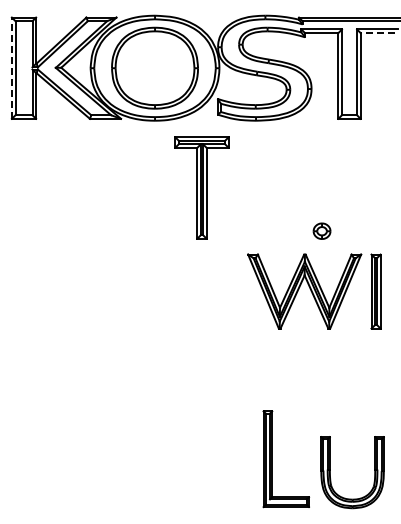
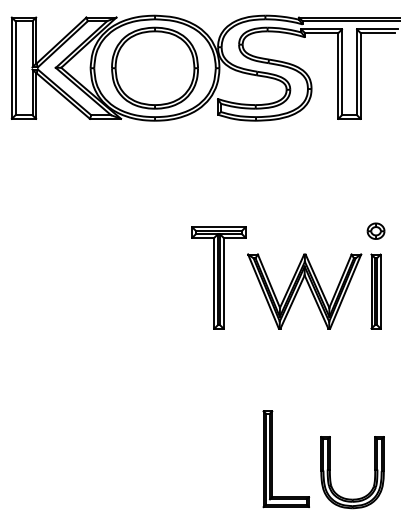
line: dashed -> solid (377, 33)
line: dashed -> solid (11, 68)
part position: (201, 187) -> (218, 277) (218, 277)
part position: (321, 230) -> (375, 230) (375, 230)
